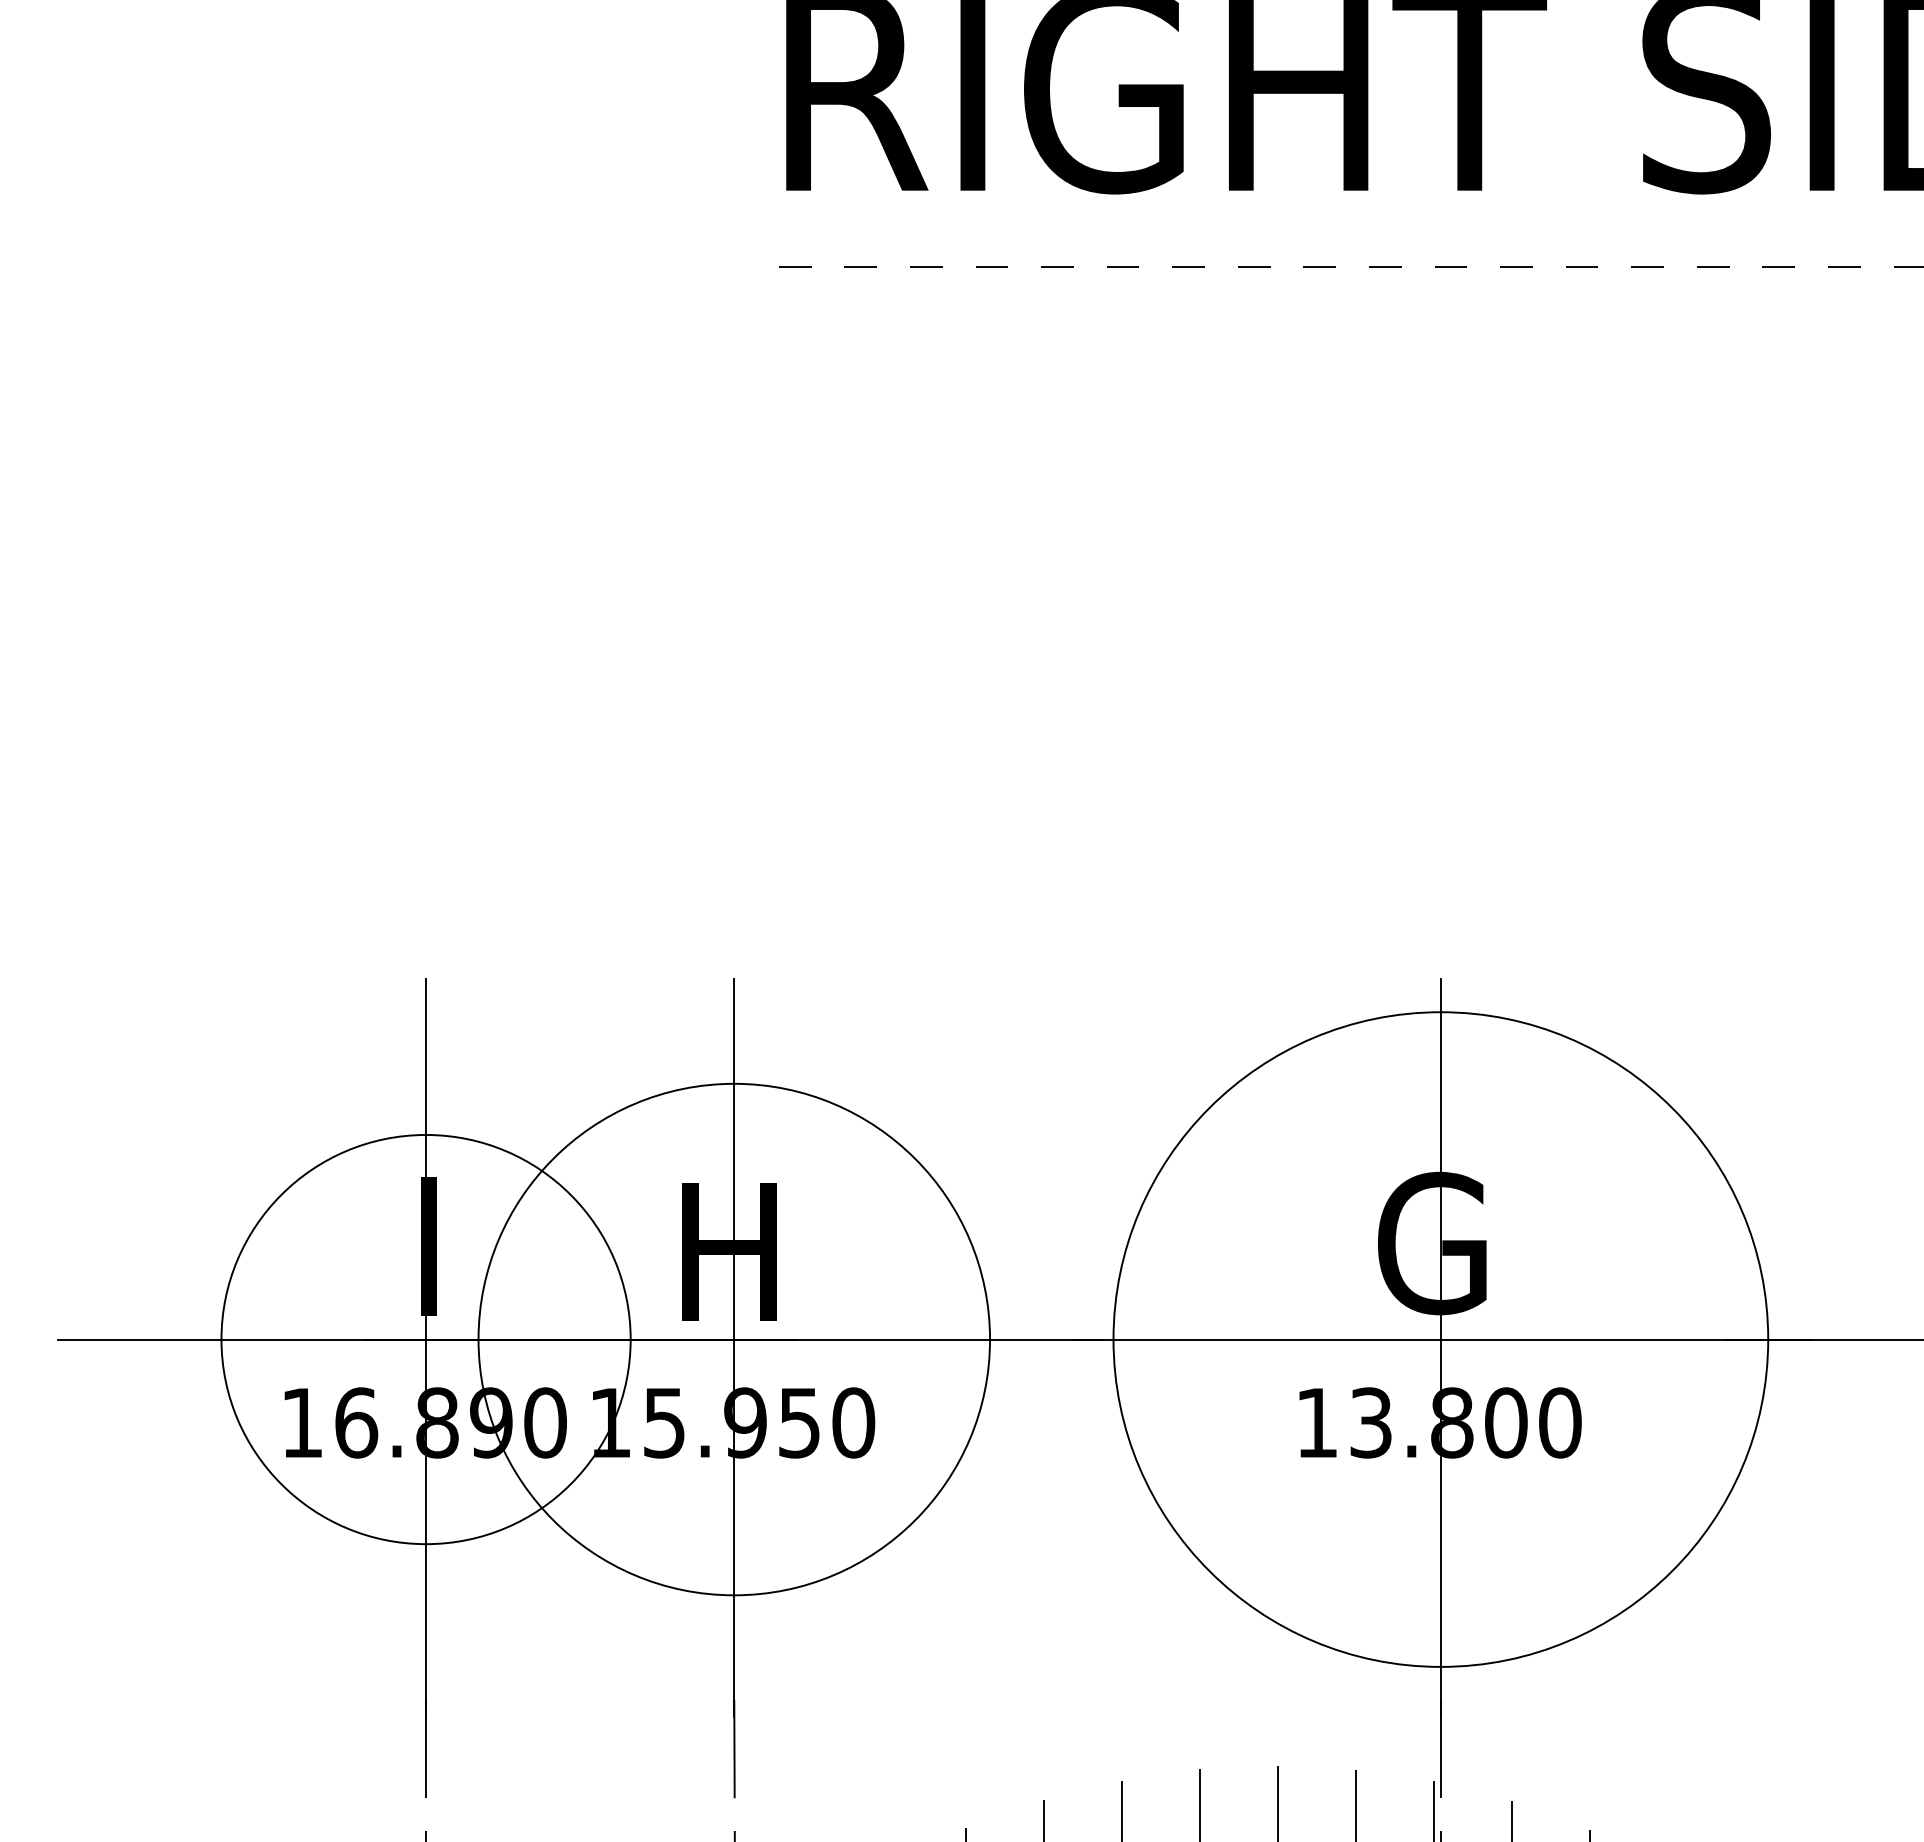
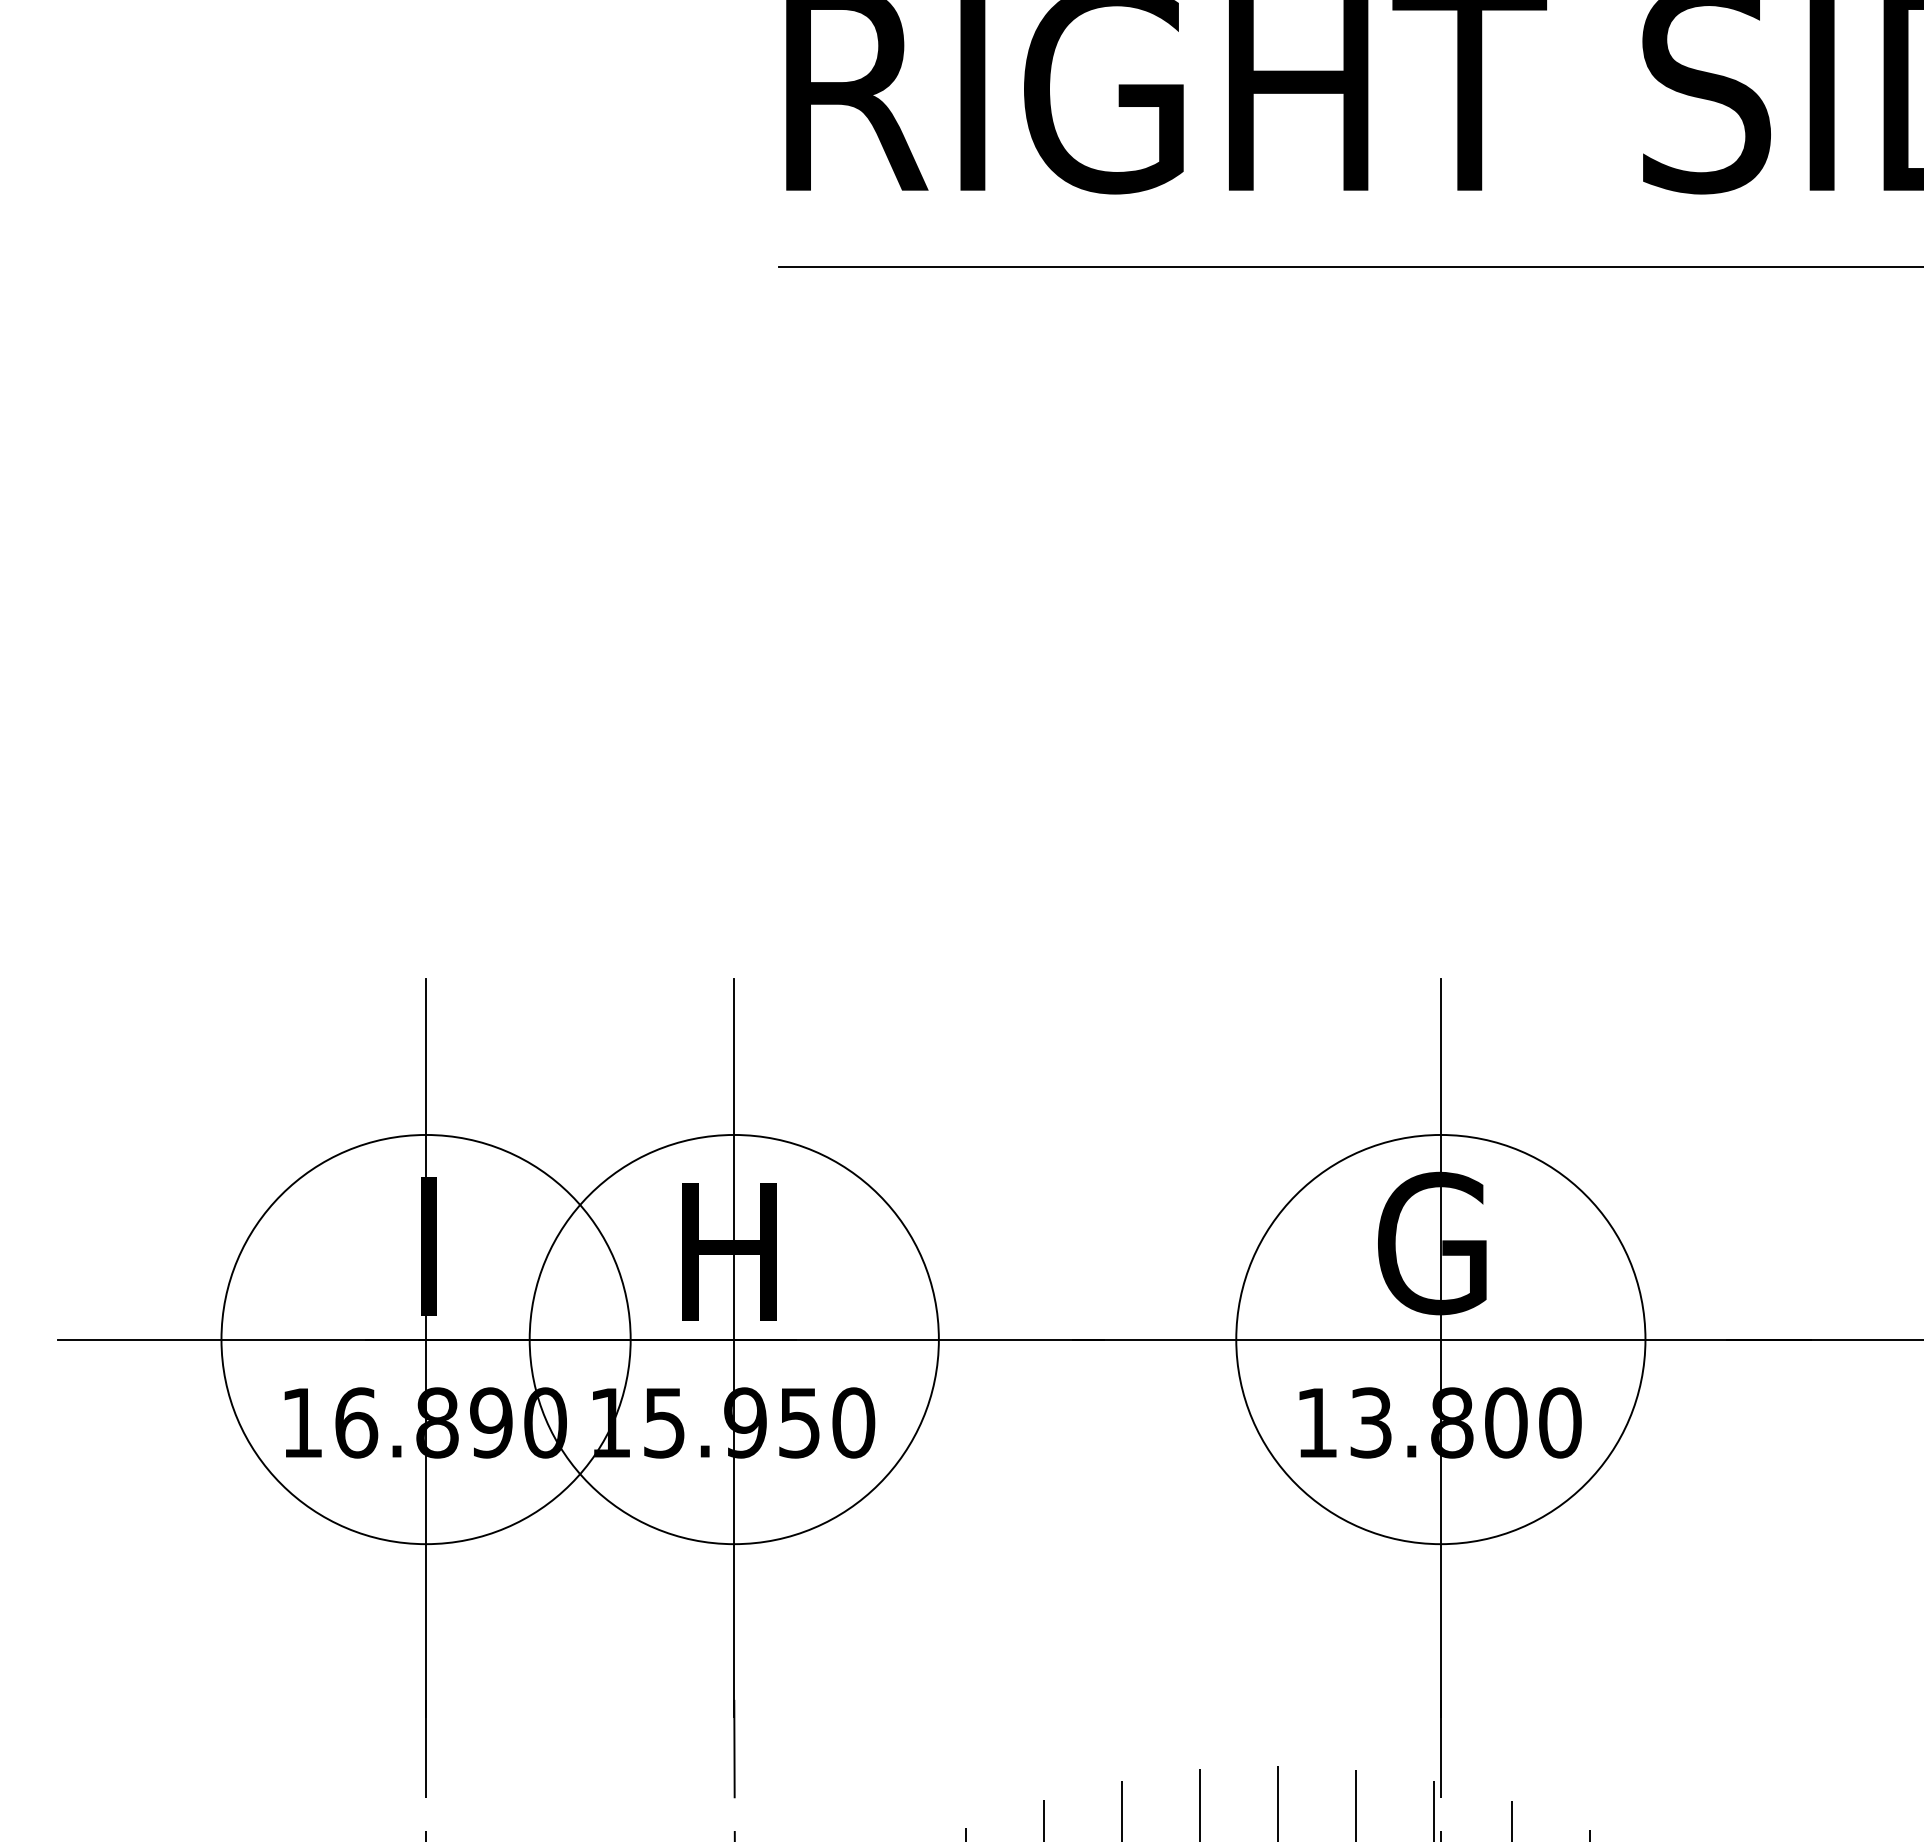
line: dashed -> solid (1351, 267)
circle diameter: 511 px -> 409 px (733, 1339)
circle diameter: 655 px -> 409 px (1440, 1339)
